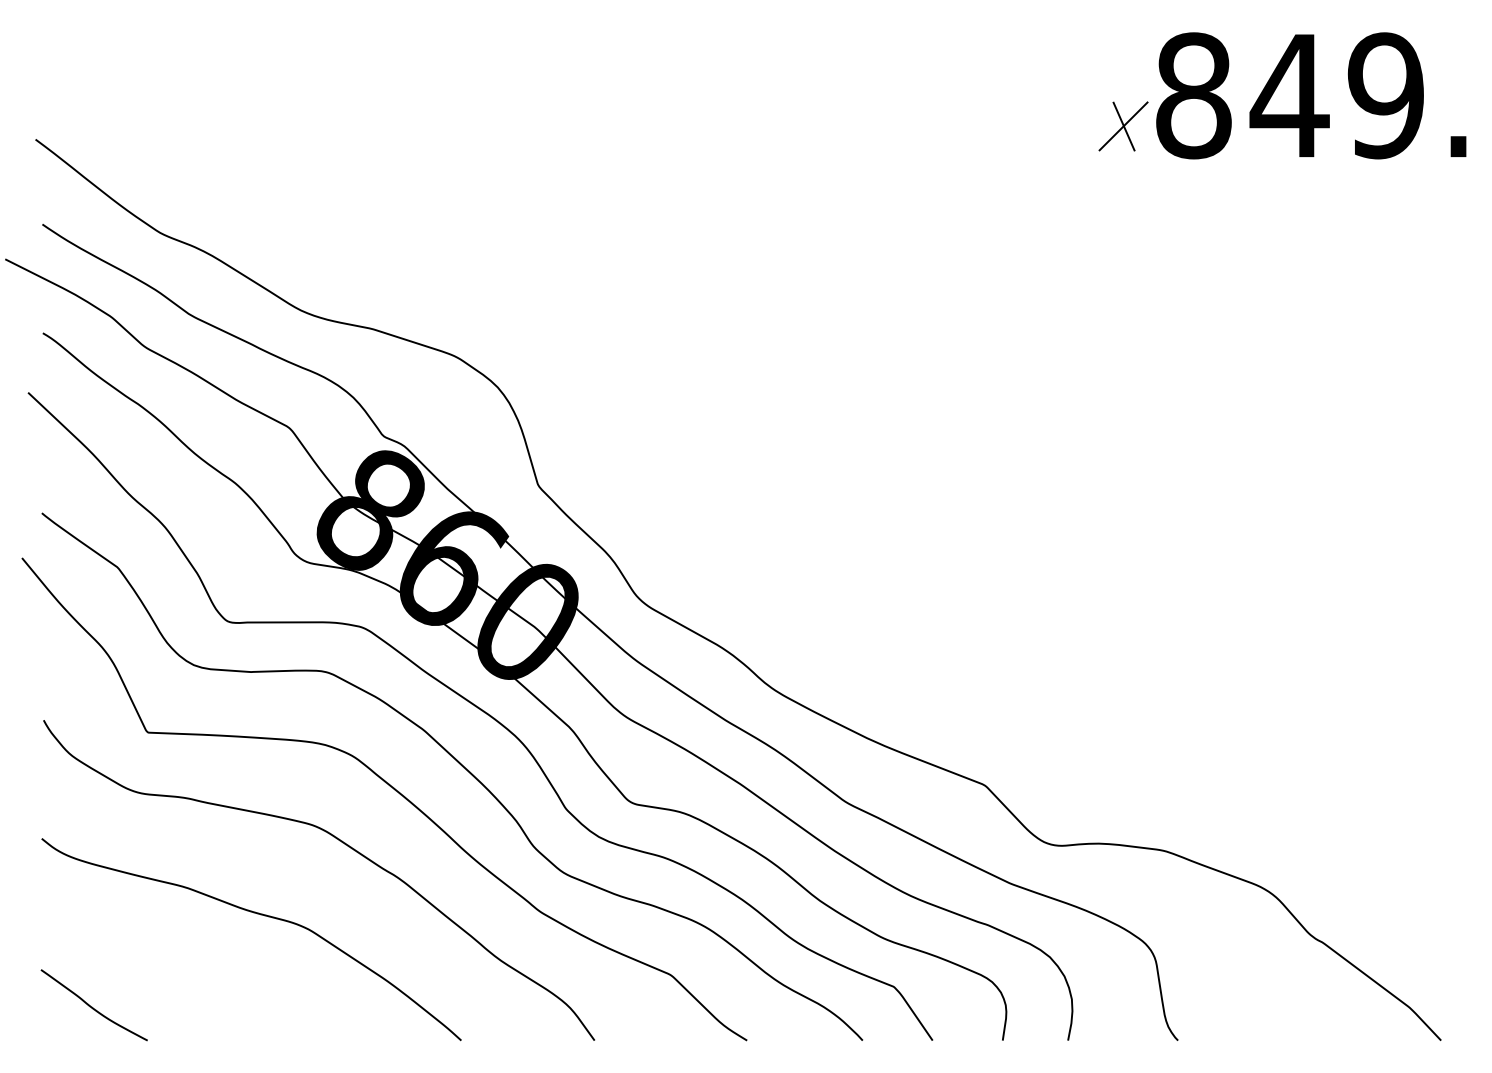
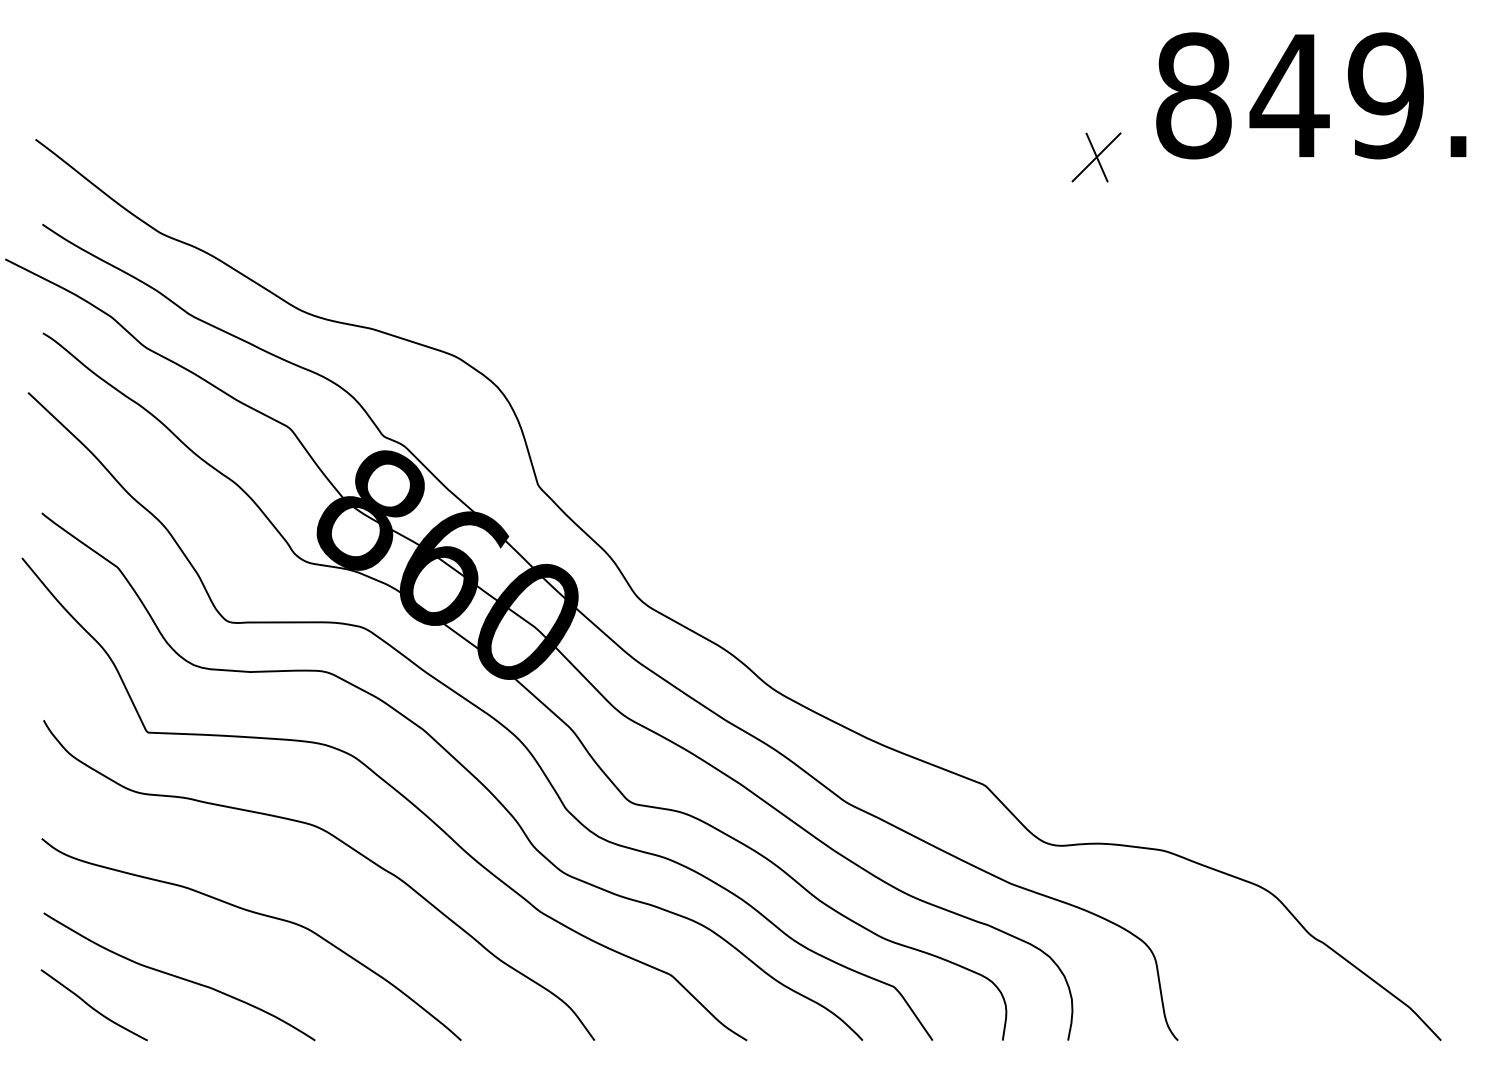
part position: (1123, 126) -> (1096, 157) (1096, 157)
curve: none -> present (179, 976)
